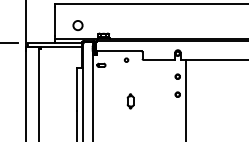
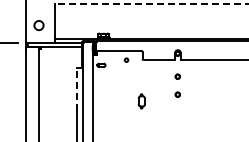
line: solid -> dashed (151, 4)
circle position: (77, 25) -> (38, 25) (38, 25)
line: solid -> dashed (77, 89)
line: present -> none (185, 98)
part position: (130, 101) -> (141, 101) (141, 101)
